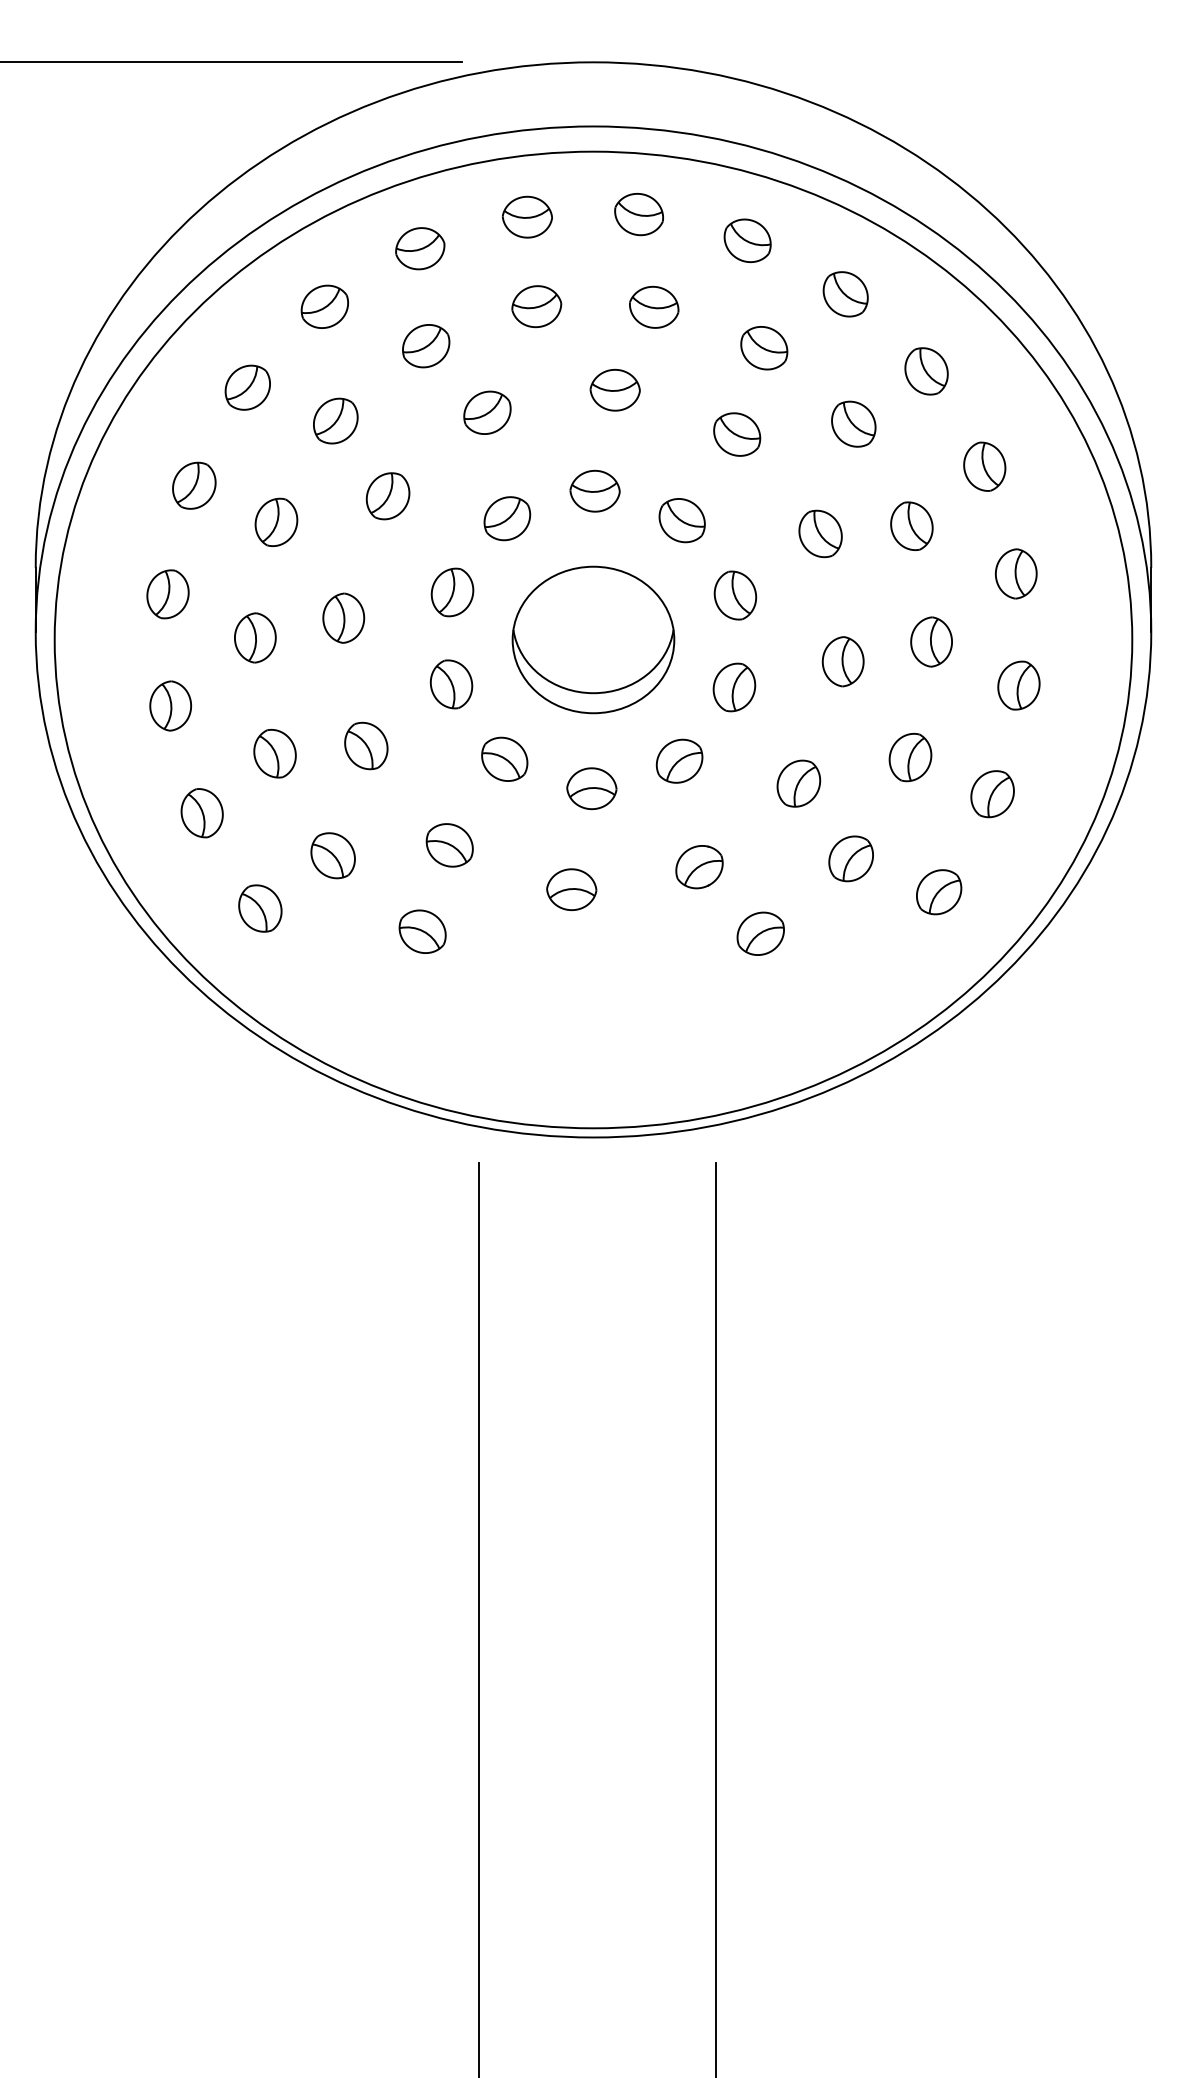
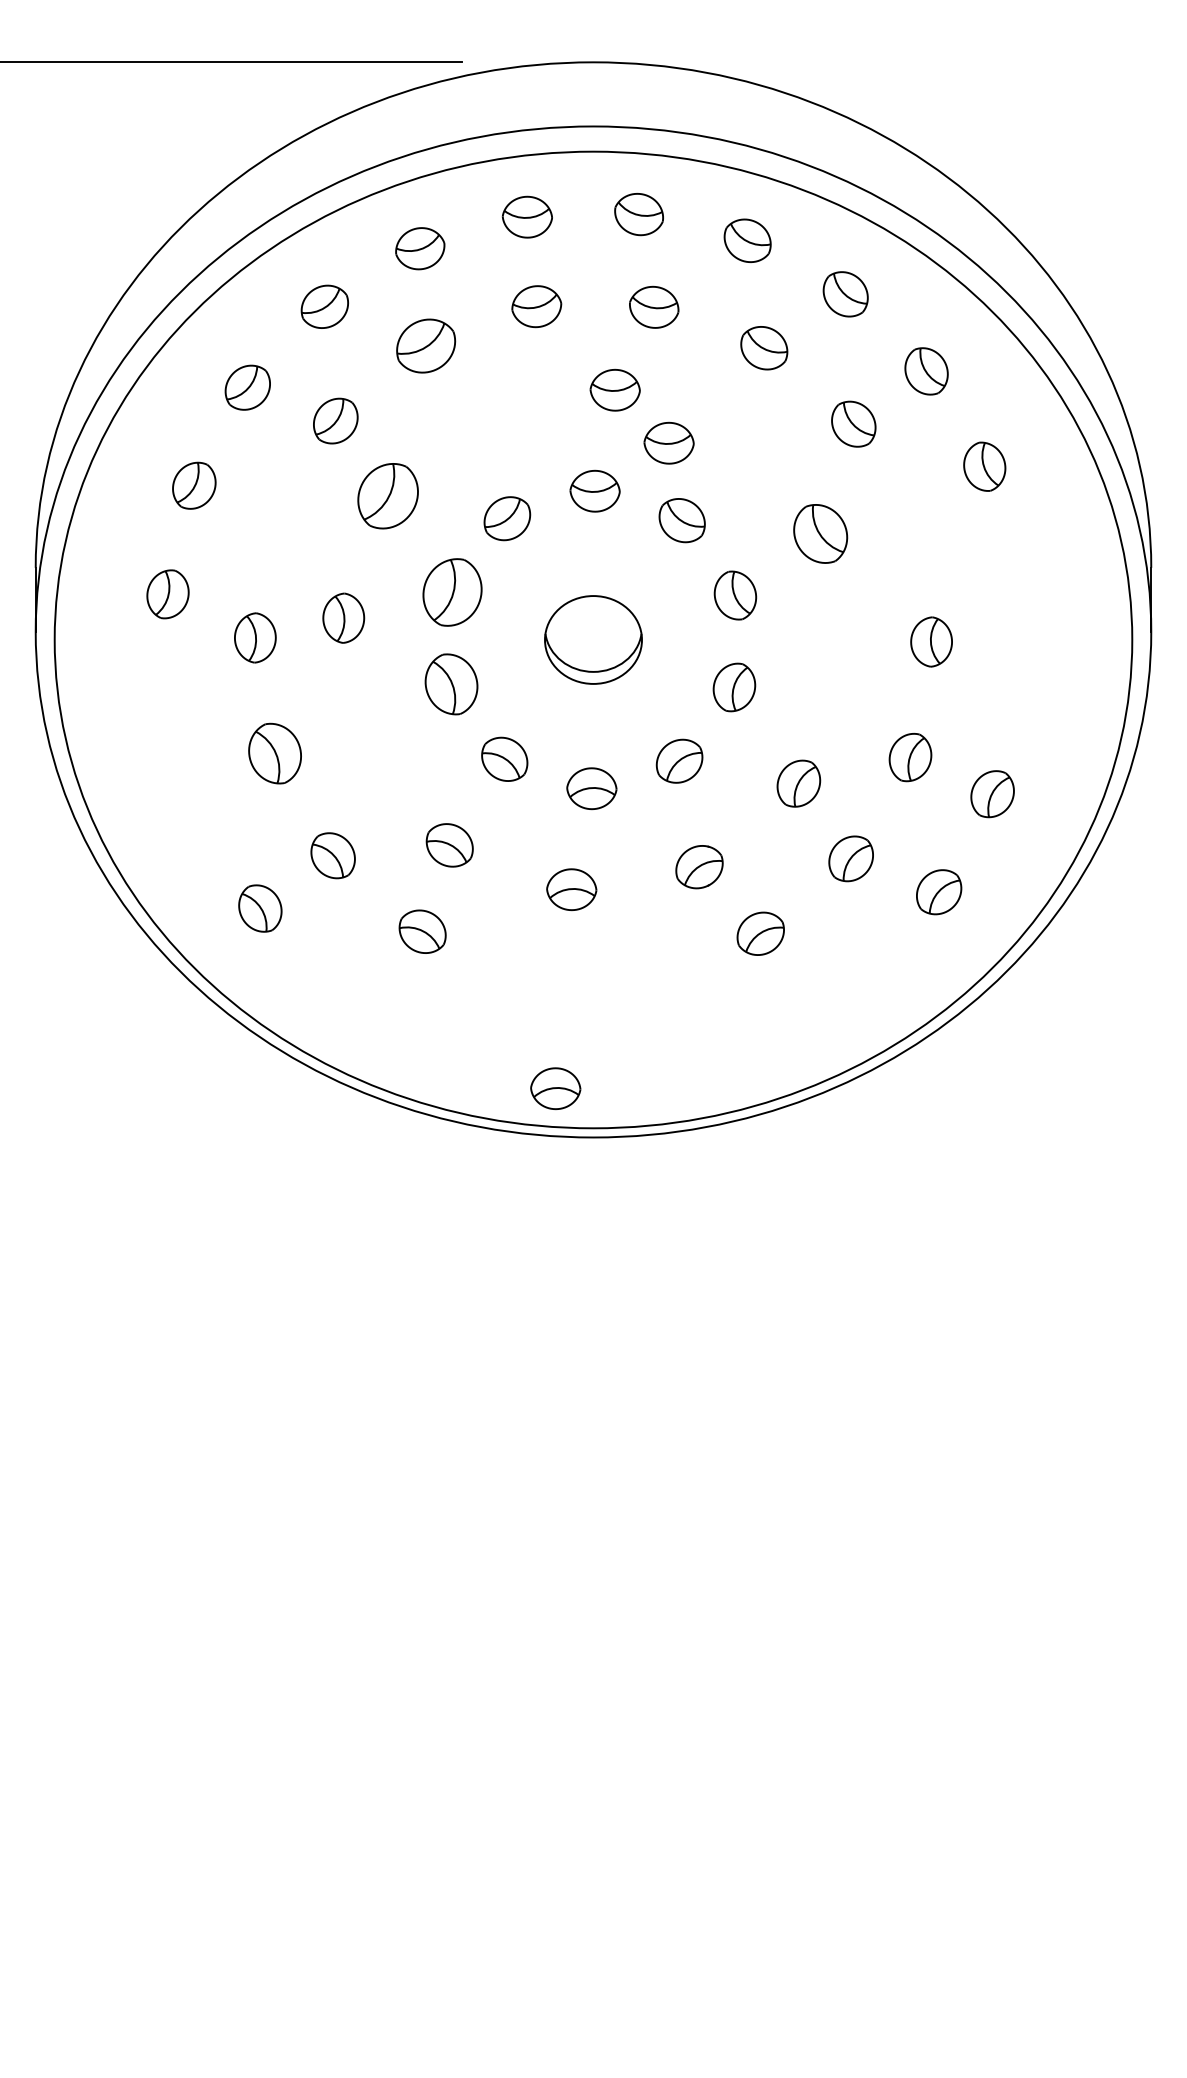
part size: 49x45 px -> 61x56 px (426, 345)
part: present -> none (487, 412)
part: present -> none (737, 434)
part: none -> present (668, 442)
part size: 46x49 px -> 62x67 px (387, 496)
part: present -> none (276, 521)
part: present -> none (911, 525)
part size: 45x50 px -> 56x60 px (820, 533)
part: present -> none (1016, 573)
part size: 45x51 px -> 61x69 px (452, 592)
part size: 165x150 px -> 99x90 px (593, 639)
part: present -> none (842, 661)
part size: 45x51 px -> 55x63 px (451, 684)
part: present -> none (1018, 685)
part: present -> none (170, 705)
part: present -> none (366, 745)
part size: 44x50 px -> 54x63 px (274, 753)
part: present -> none (201, 813)
part: none -> present (555, 1088)
line: present -> none (478, 1618)
line: present -> none (715, 1618)
